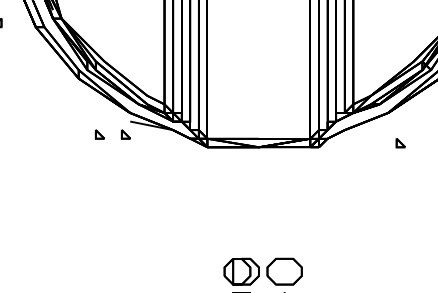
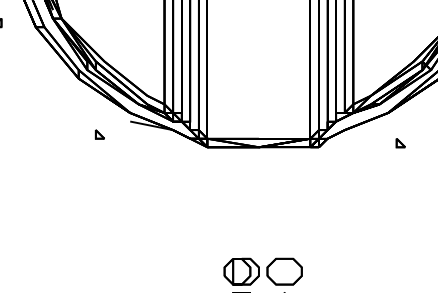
part: present -> none (125, 134)
